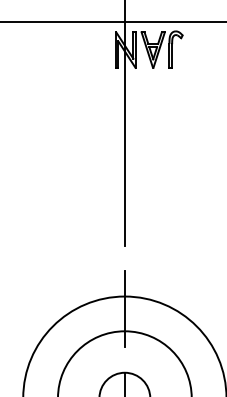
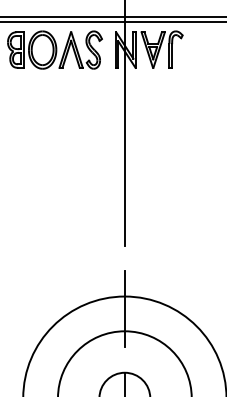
line: none -> present (112, 17)
part: none -> present (54, 49)
